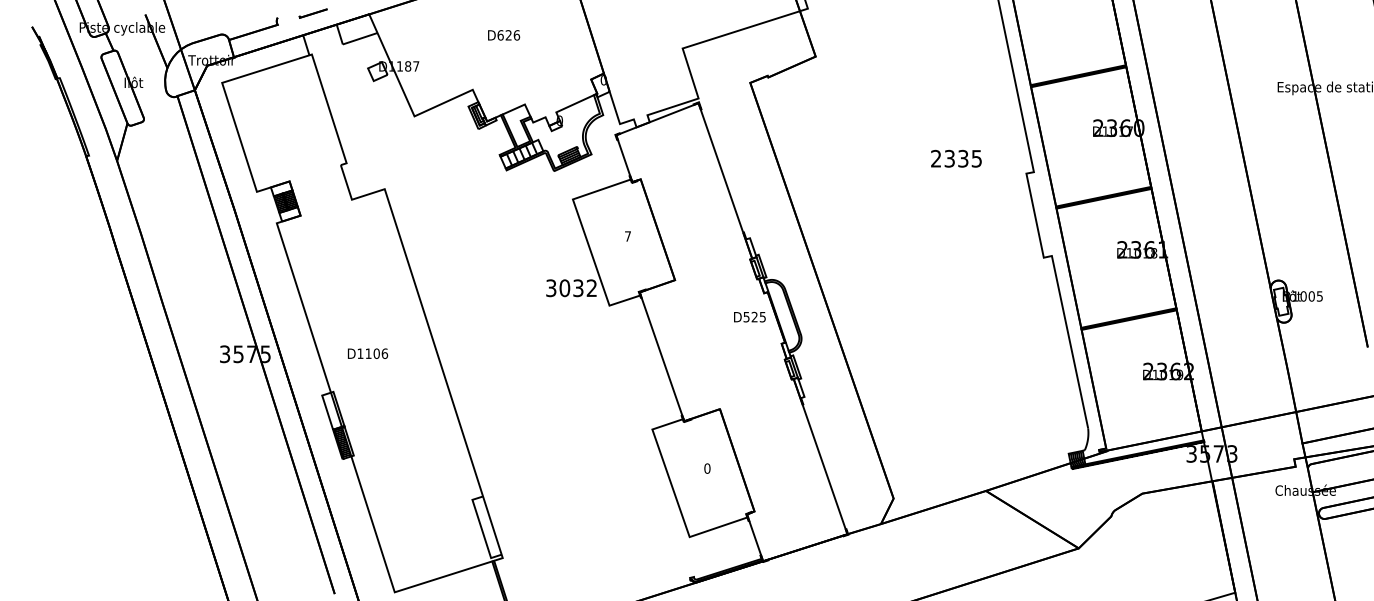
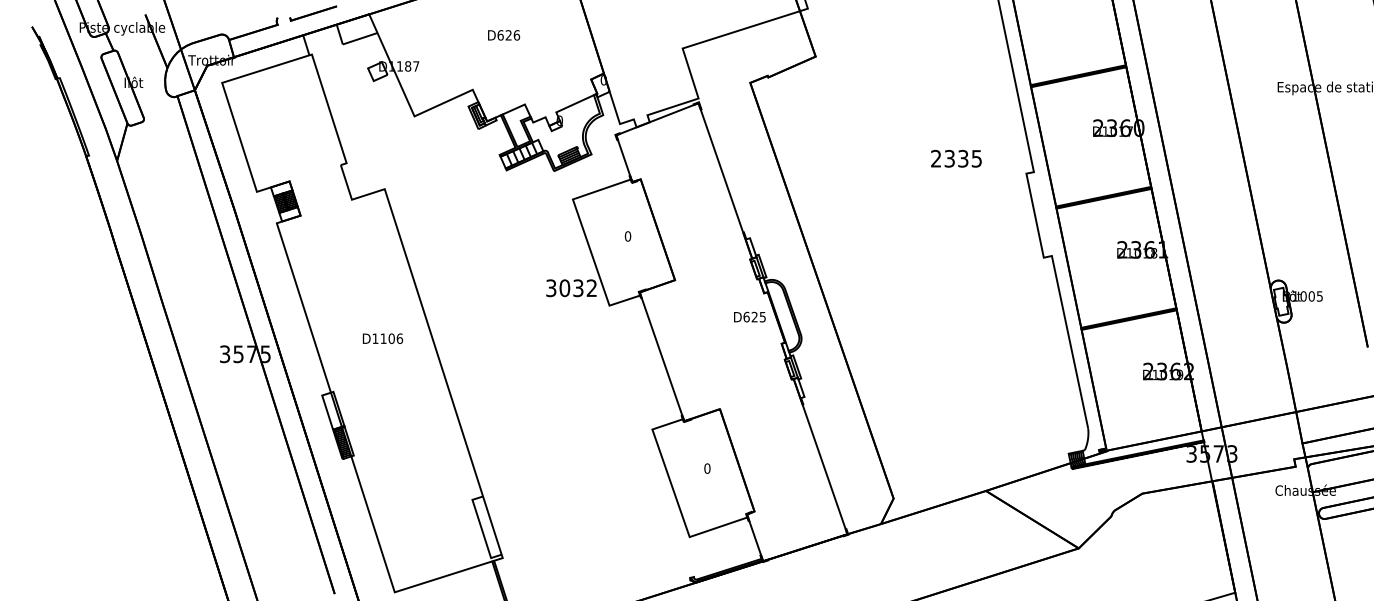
part size: 30x11 px -> 49x17 px (313, 13)
text: 7 -> 0 (627, 236)
text: D525 -> D625 (746, 316)
text position: (367, 353) -> (382, 338) (382, 338)
